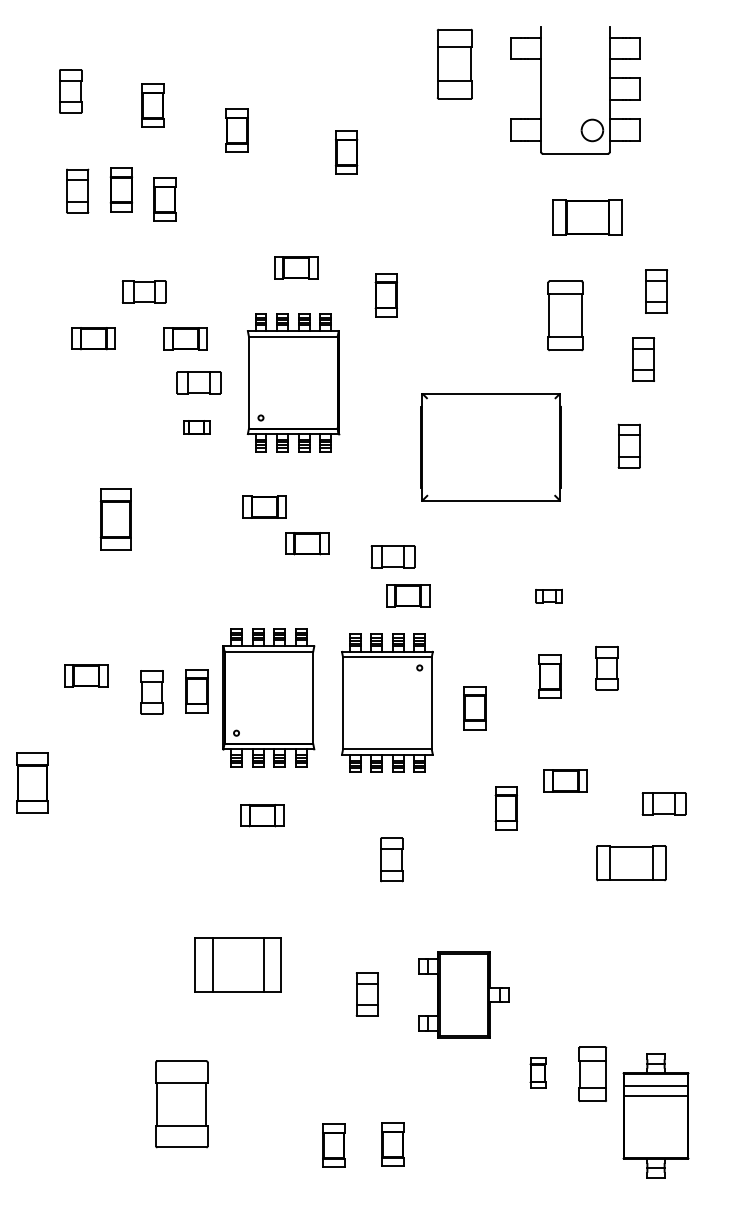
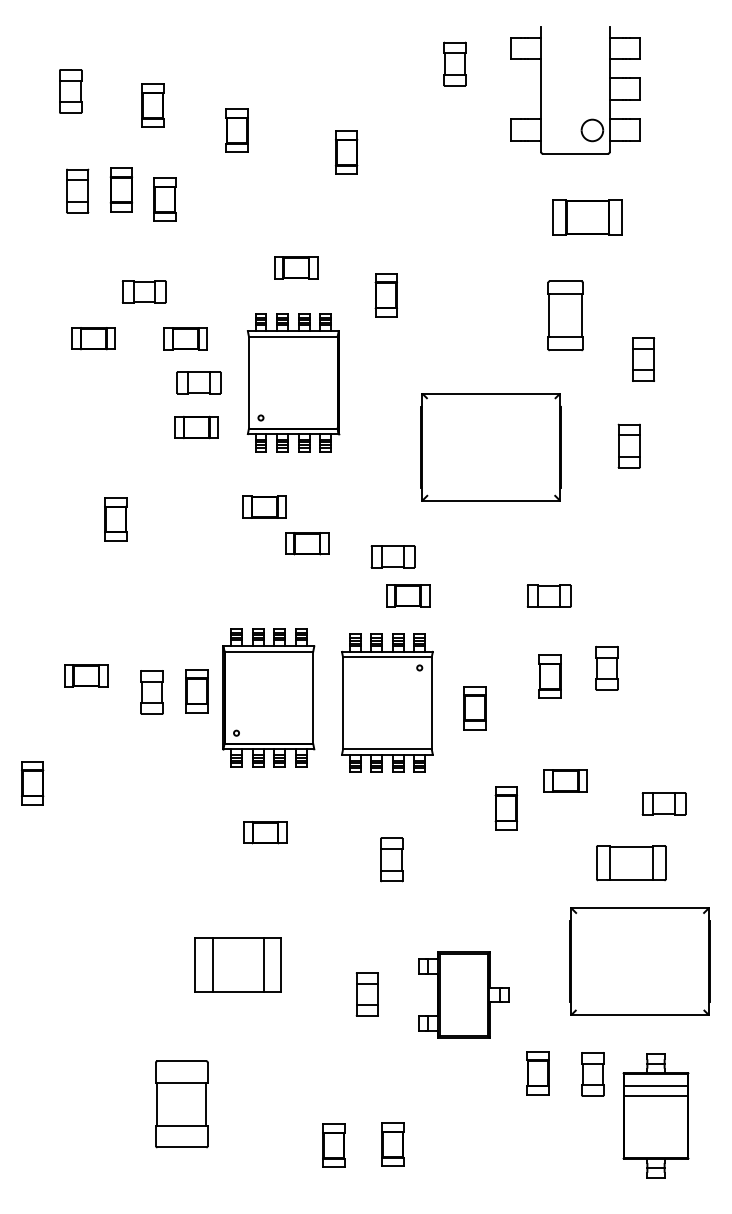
part size: 37x72 px -> 24x46 px (454, 63)
part: present -> none (656, 291)
part size: 28x15 px -> 45x25 px (196, 427)
part size: 33x63 px -> 24x45 px (115, 519)
part size: 28x15 px -> 46x24 px (548, 595)
part size: 33x62 px -> 24x45 px (32, 783)
part position: (262, 815) -> (265, 832) (265, 832)
part: none -> present (639, 961)
part size: 18x32 px -> 24x45 px (537, 1073)
part size: 30x56 px -> 24x45 px (592, 1074)
